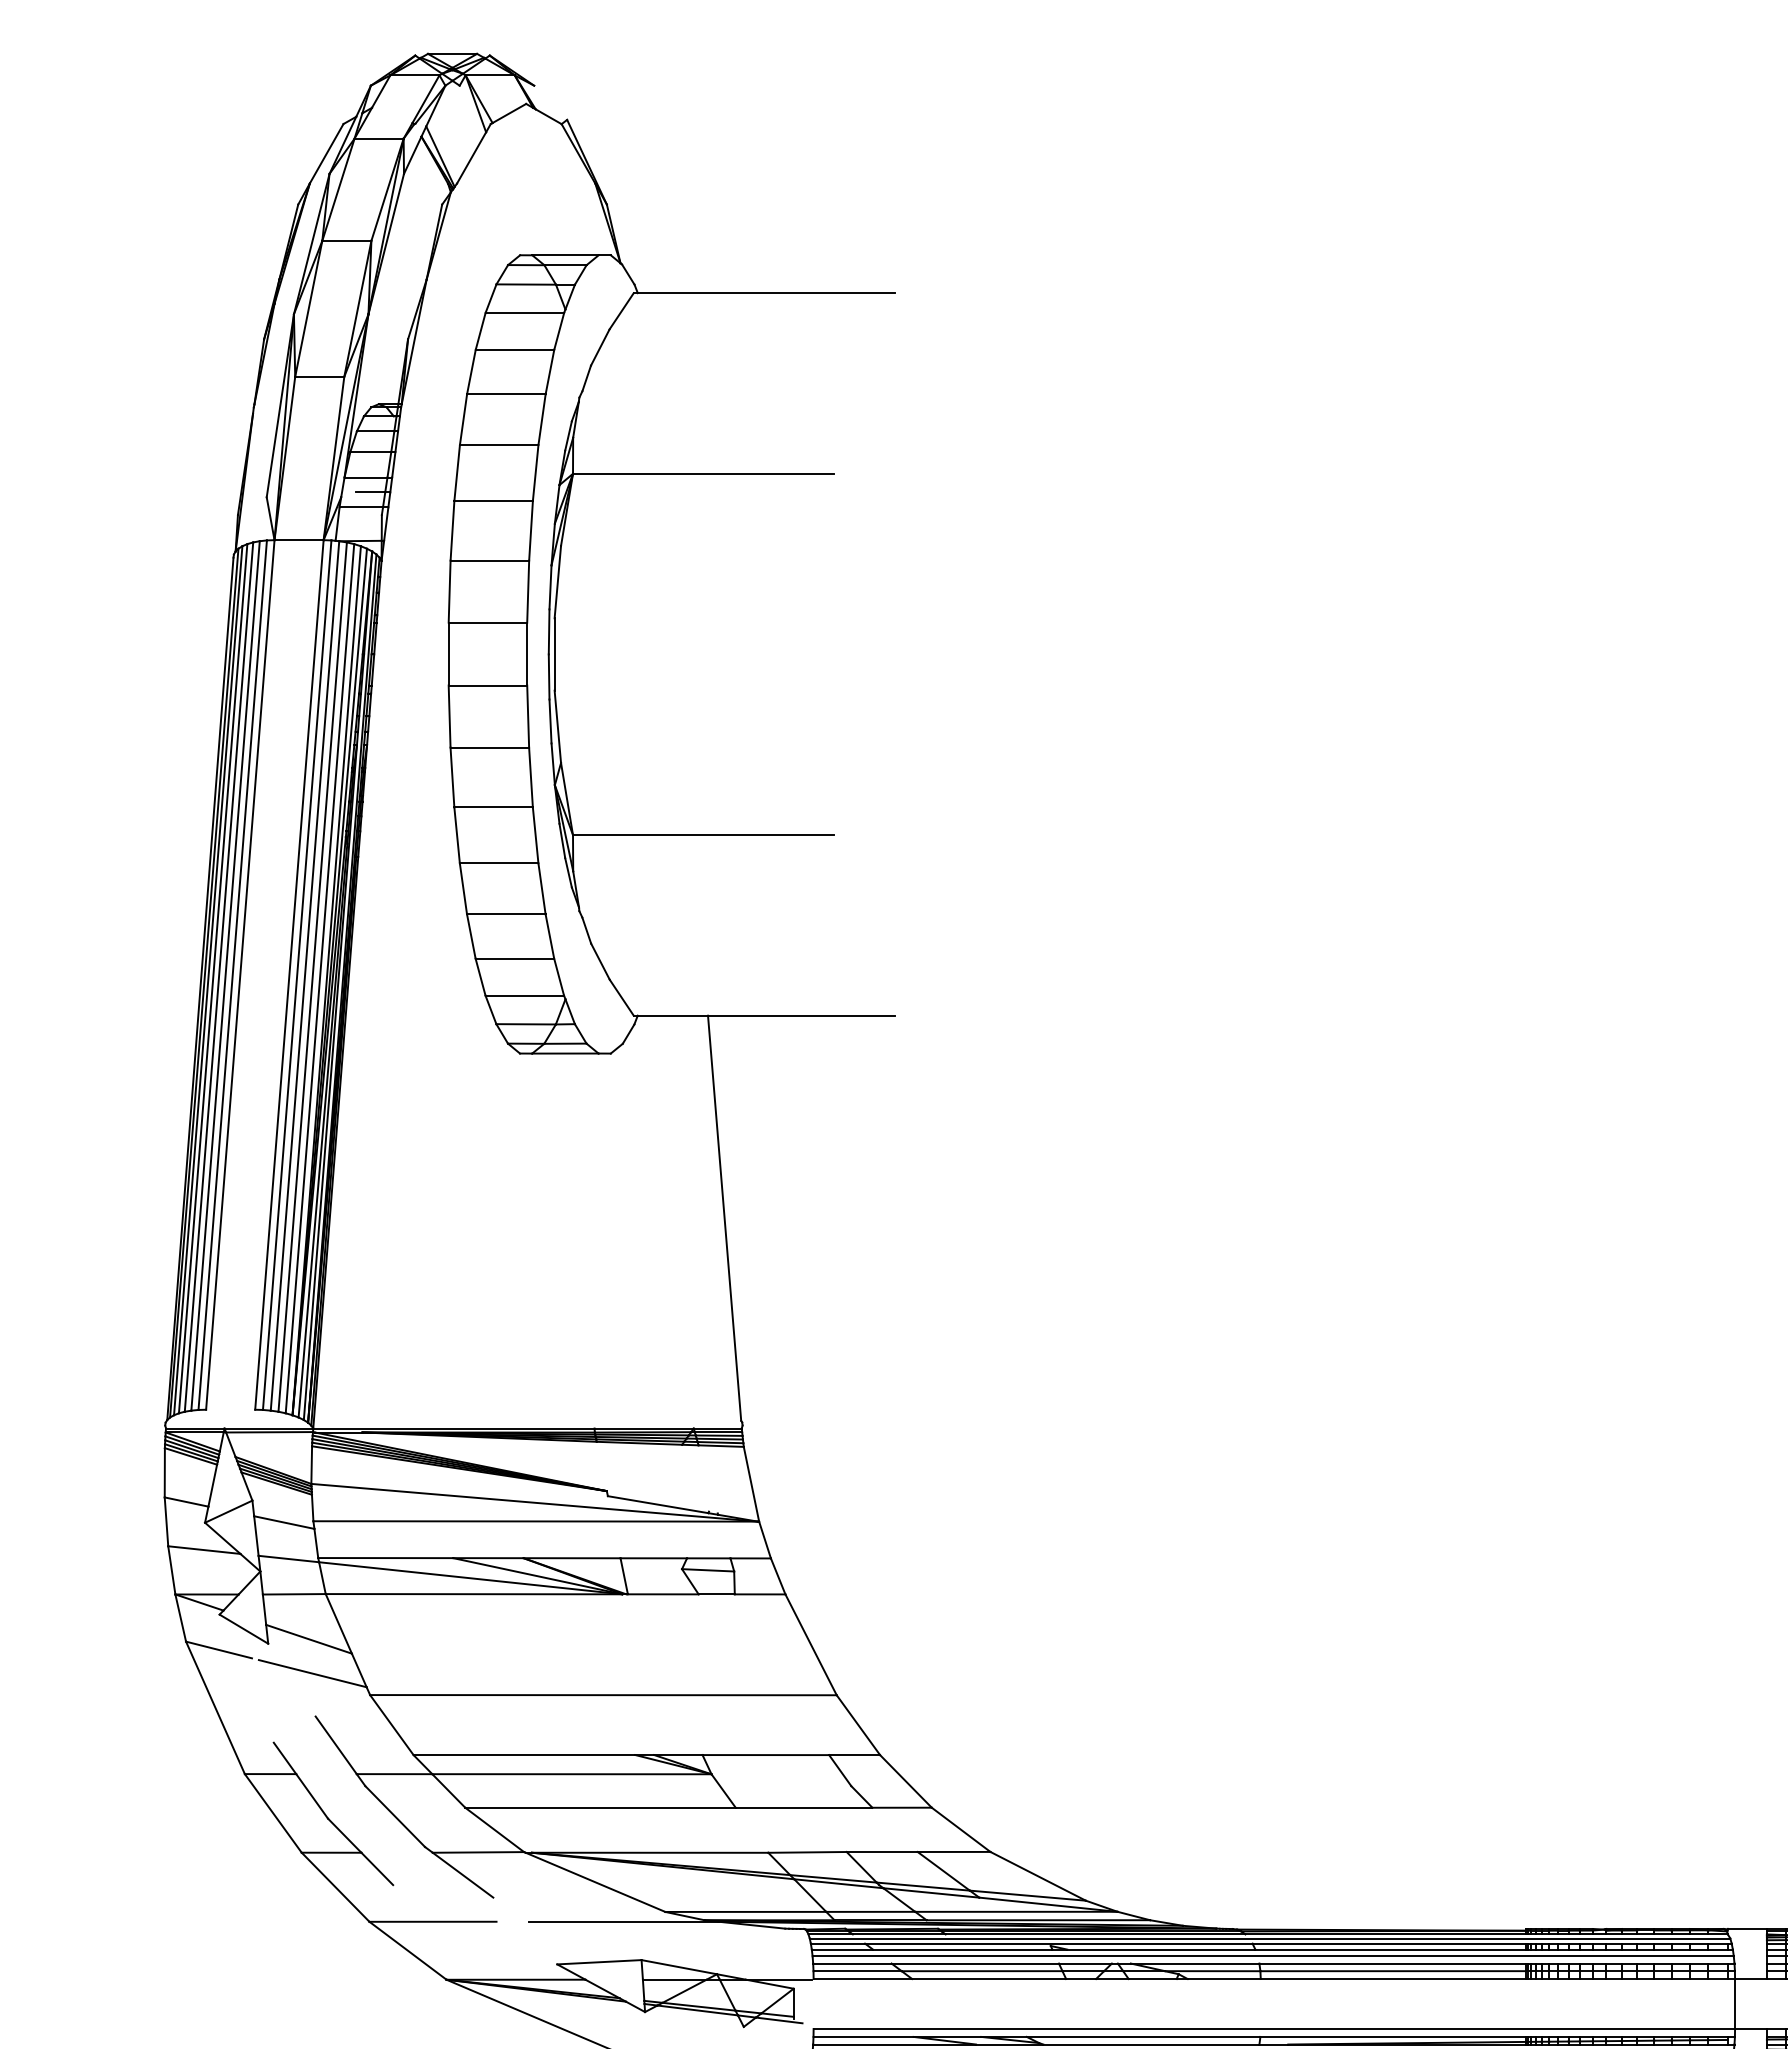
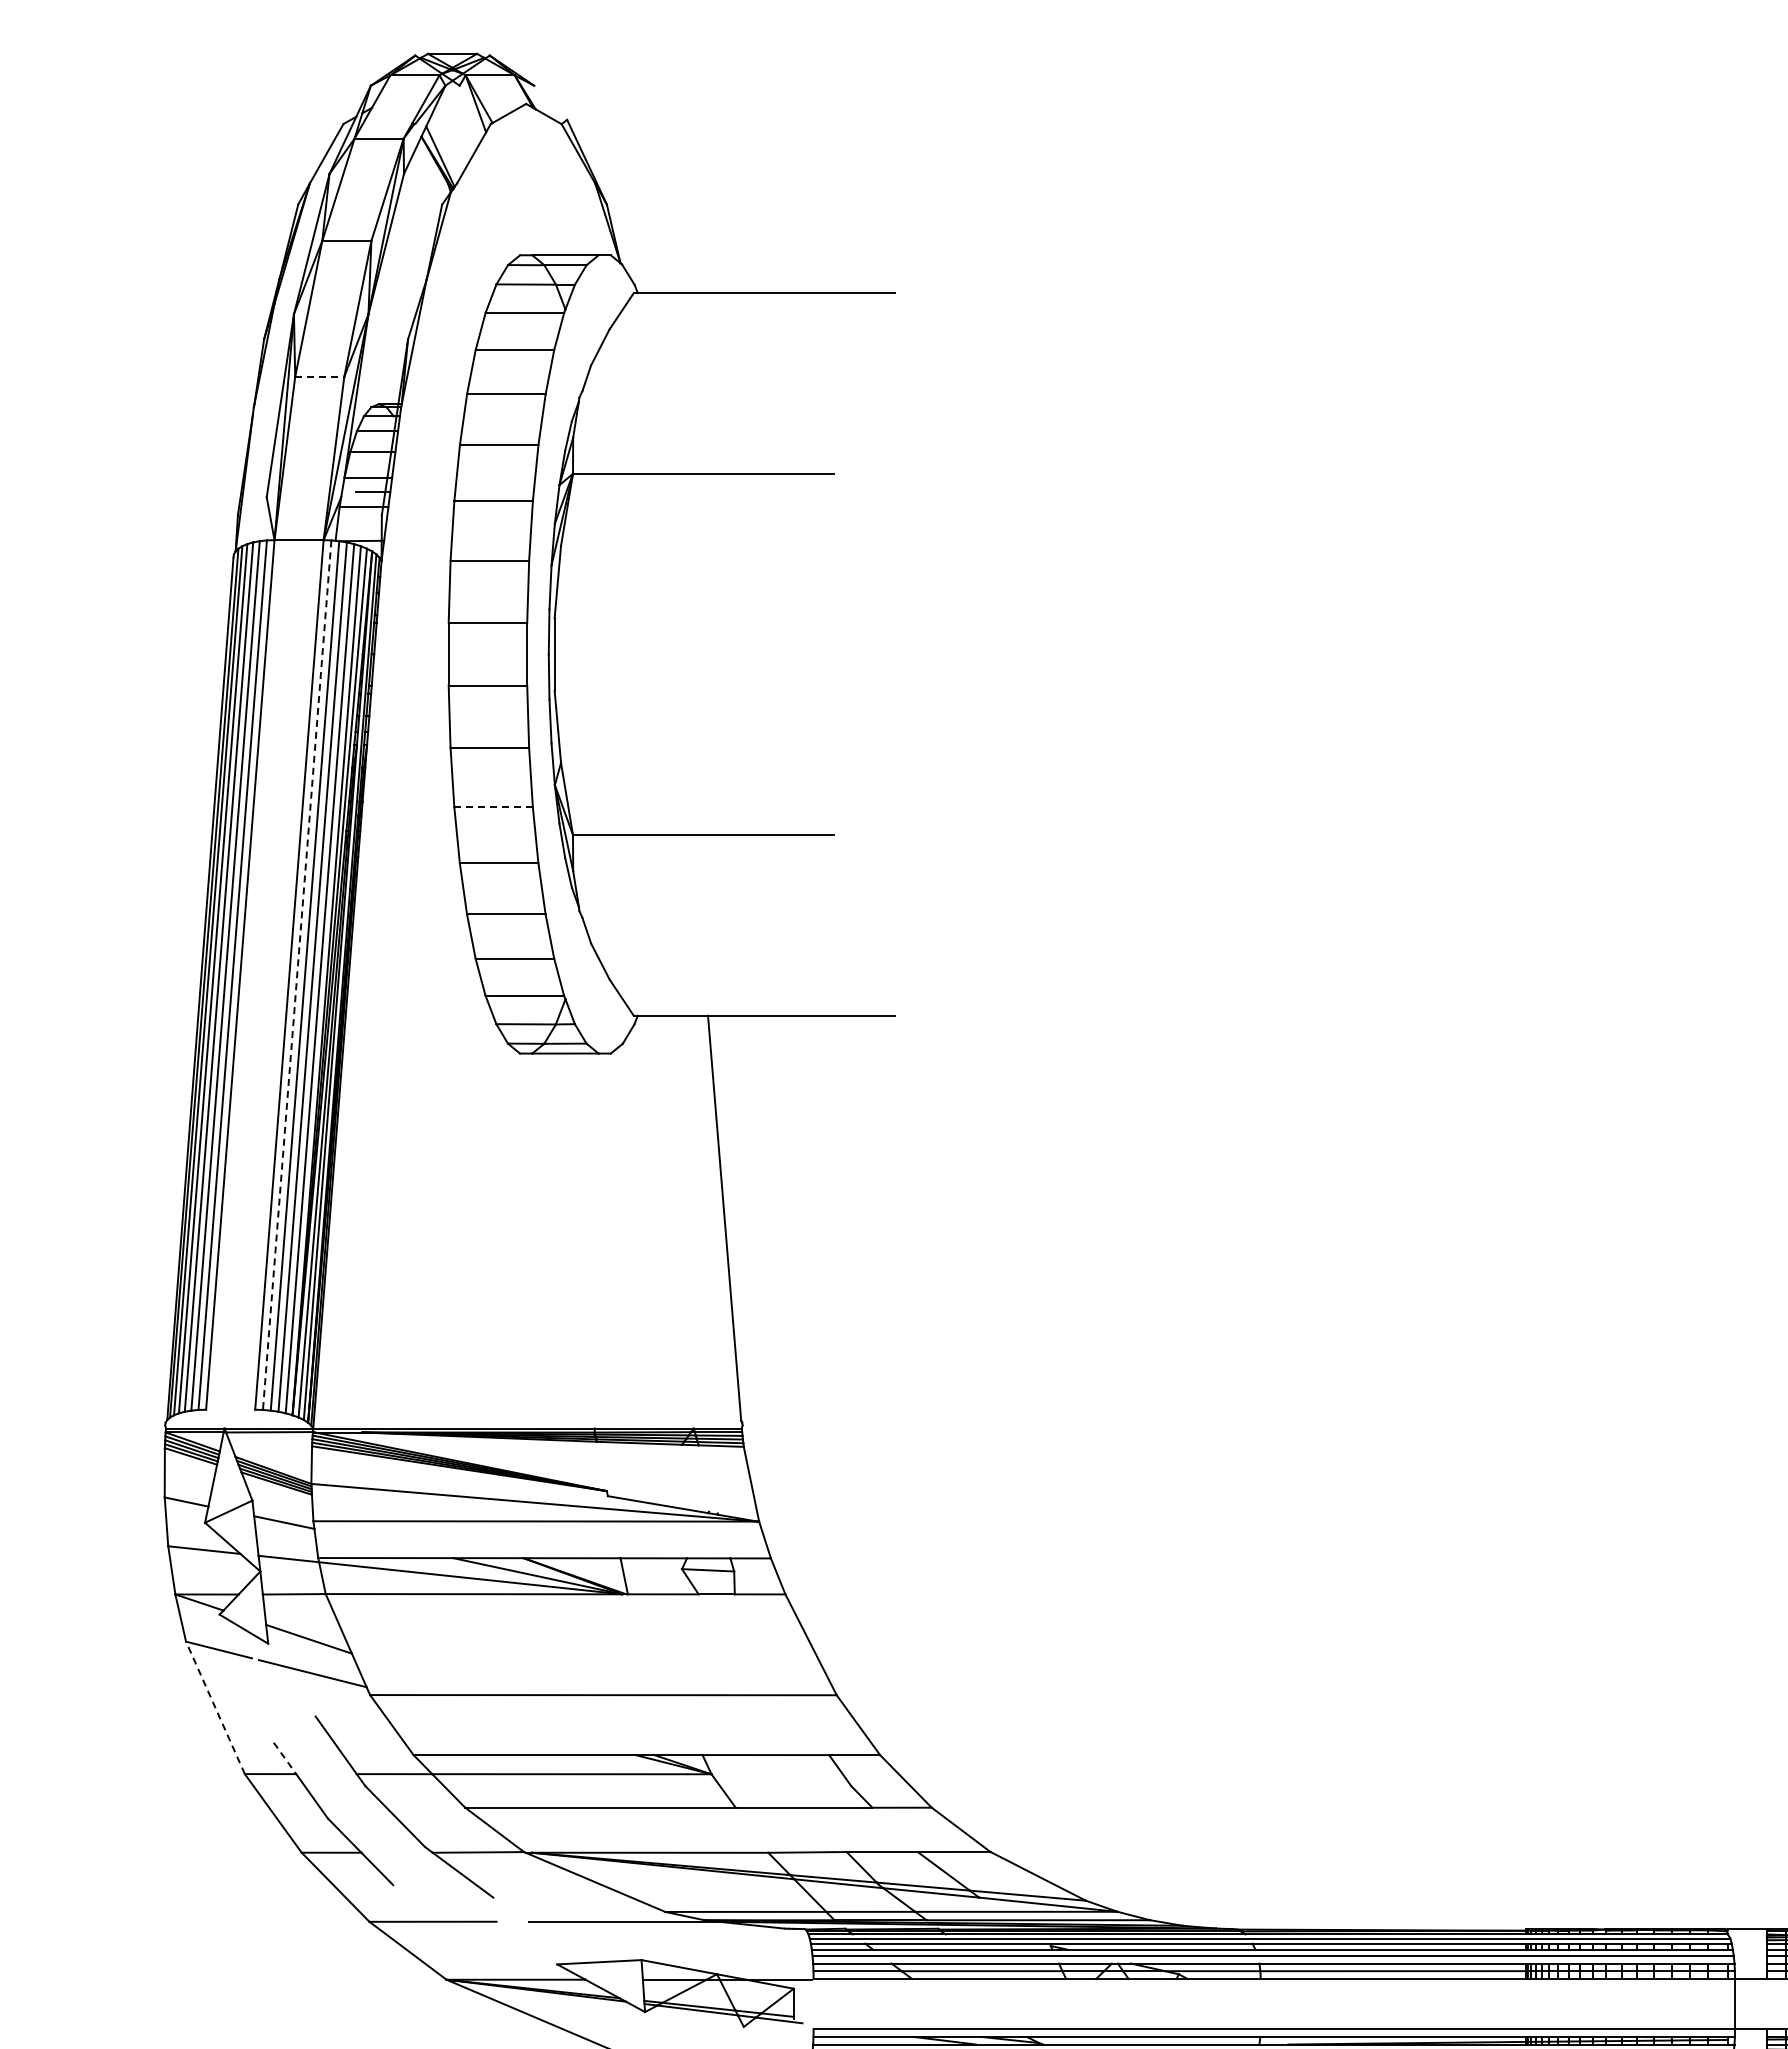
line: solid -> dashed (319, 376)
line: solid -> dashed (493, 807)
line: solid -> dashed (297, 975)
line: solid -> dashed (215, 1707)
line: solid -> dashed (285, 1758)
